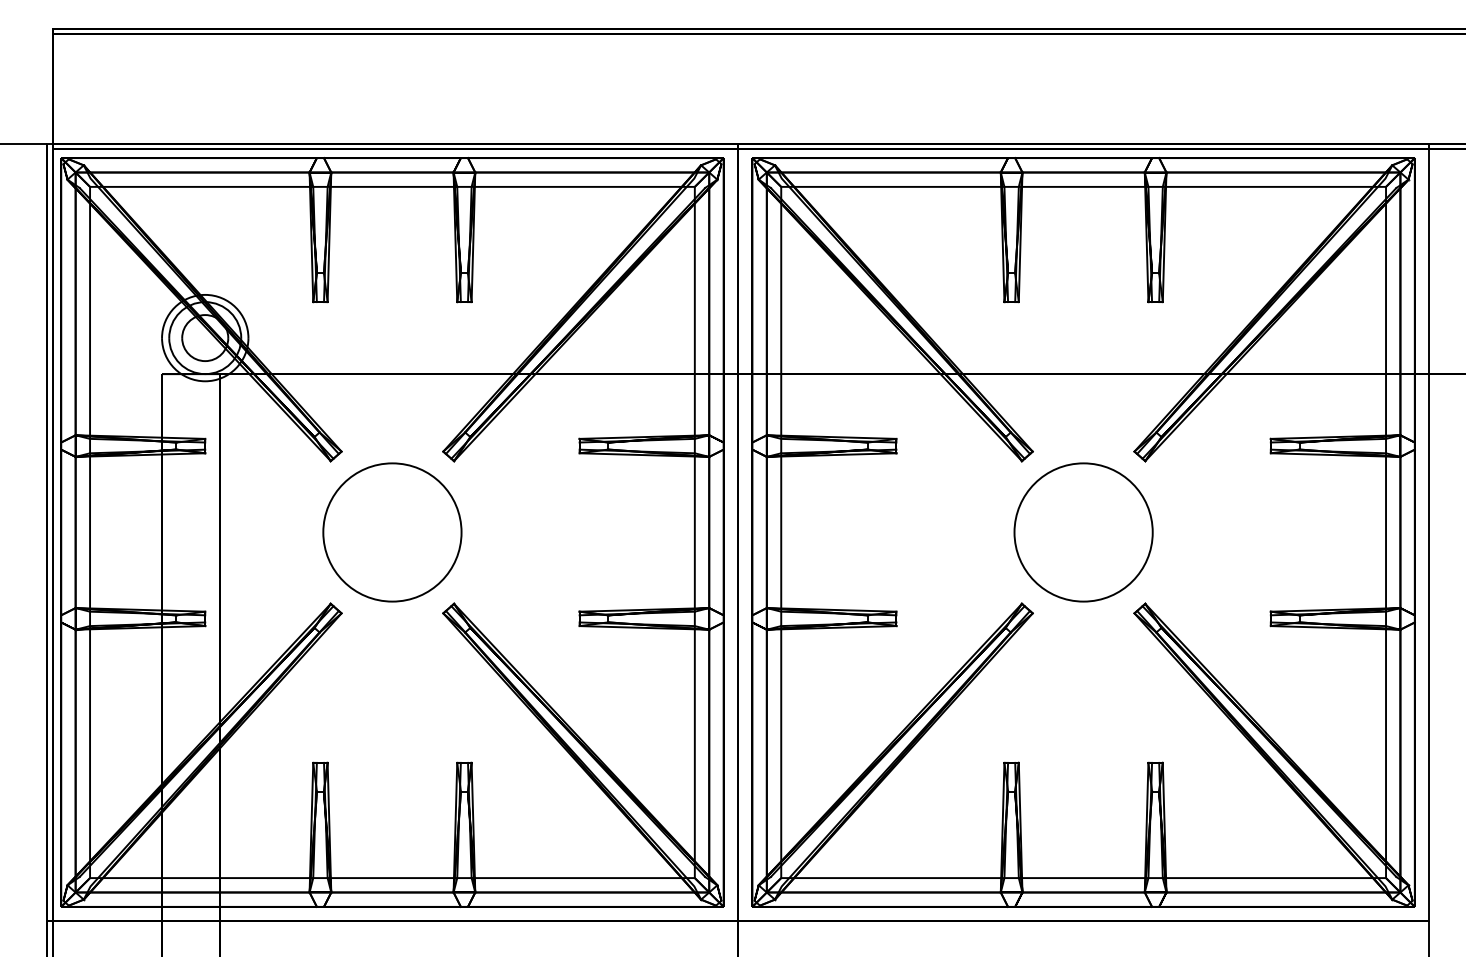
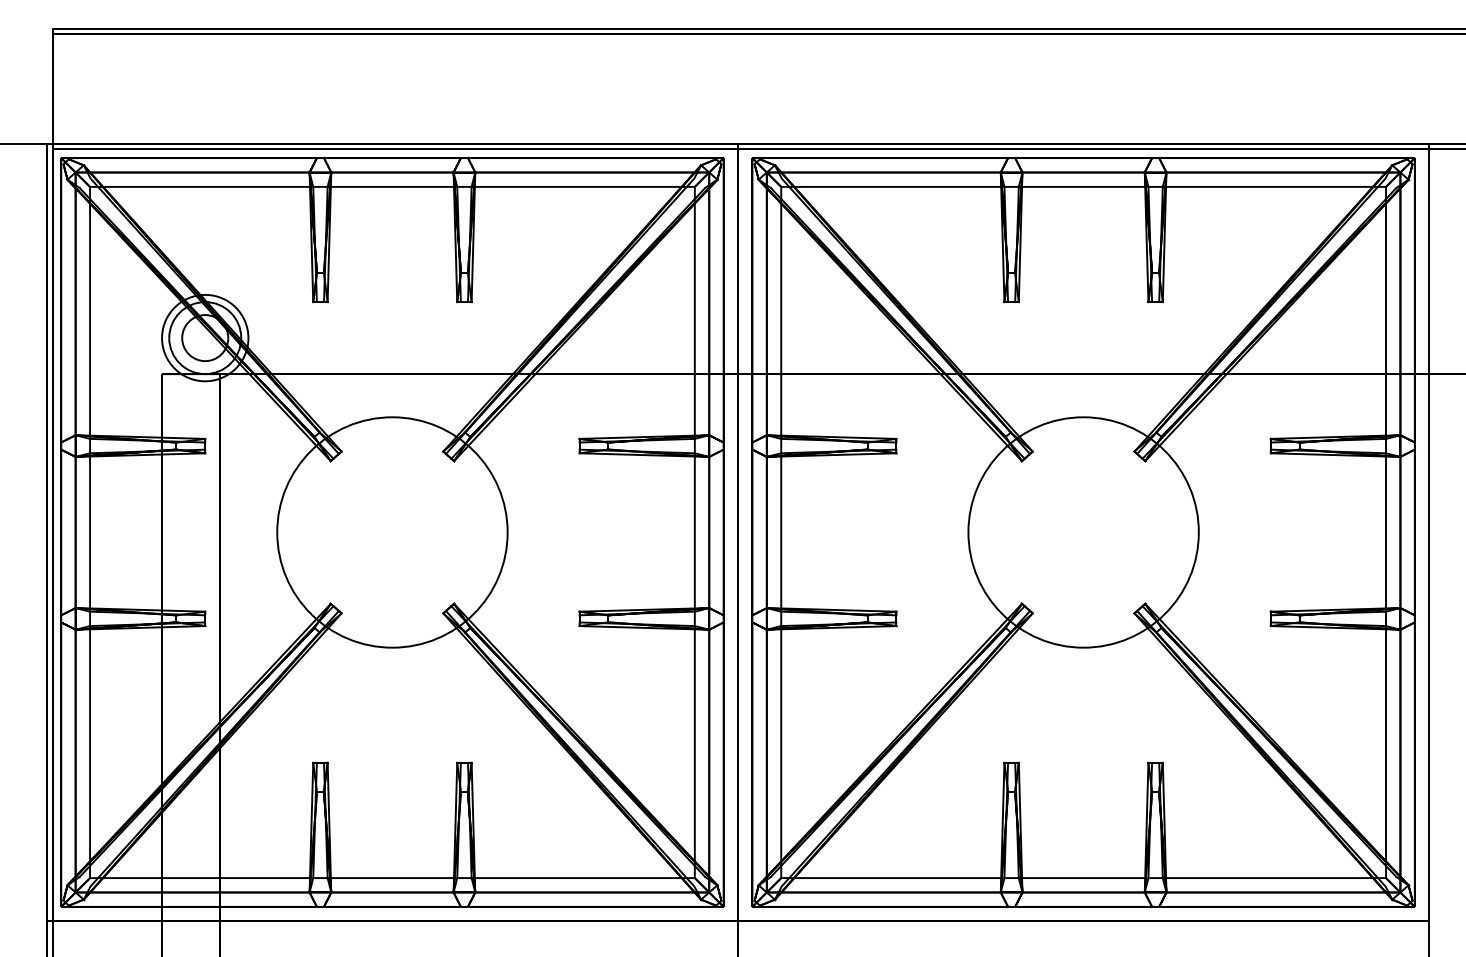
circle diameter: 138 px -> 230 px (392, 532)
circle diameter: 138 px -> 230 px (1083, 532)
